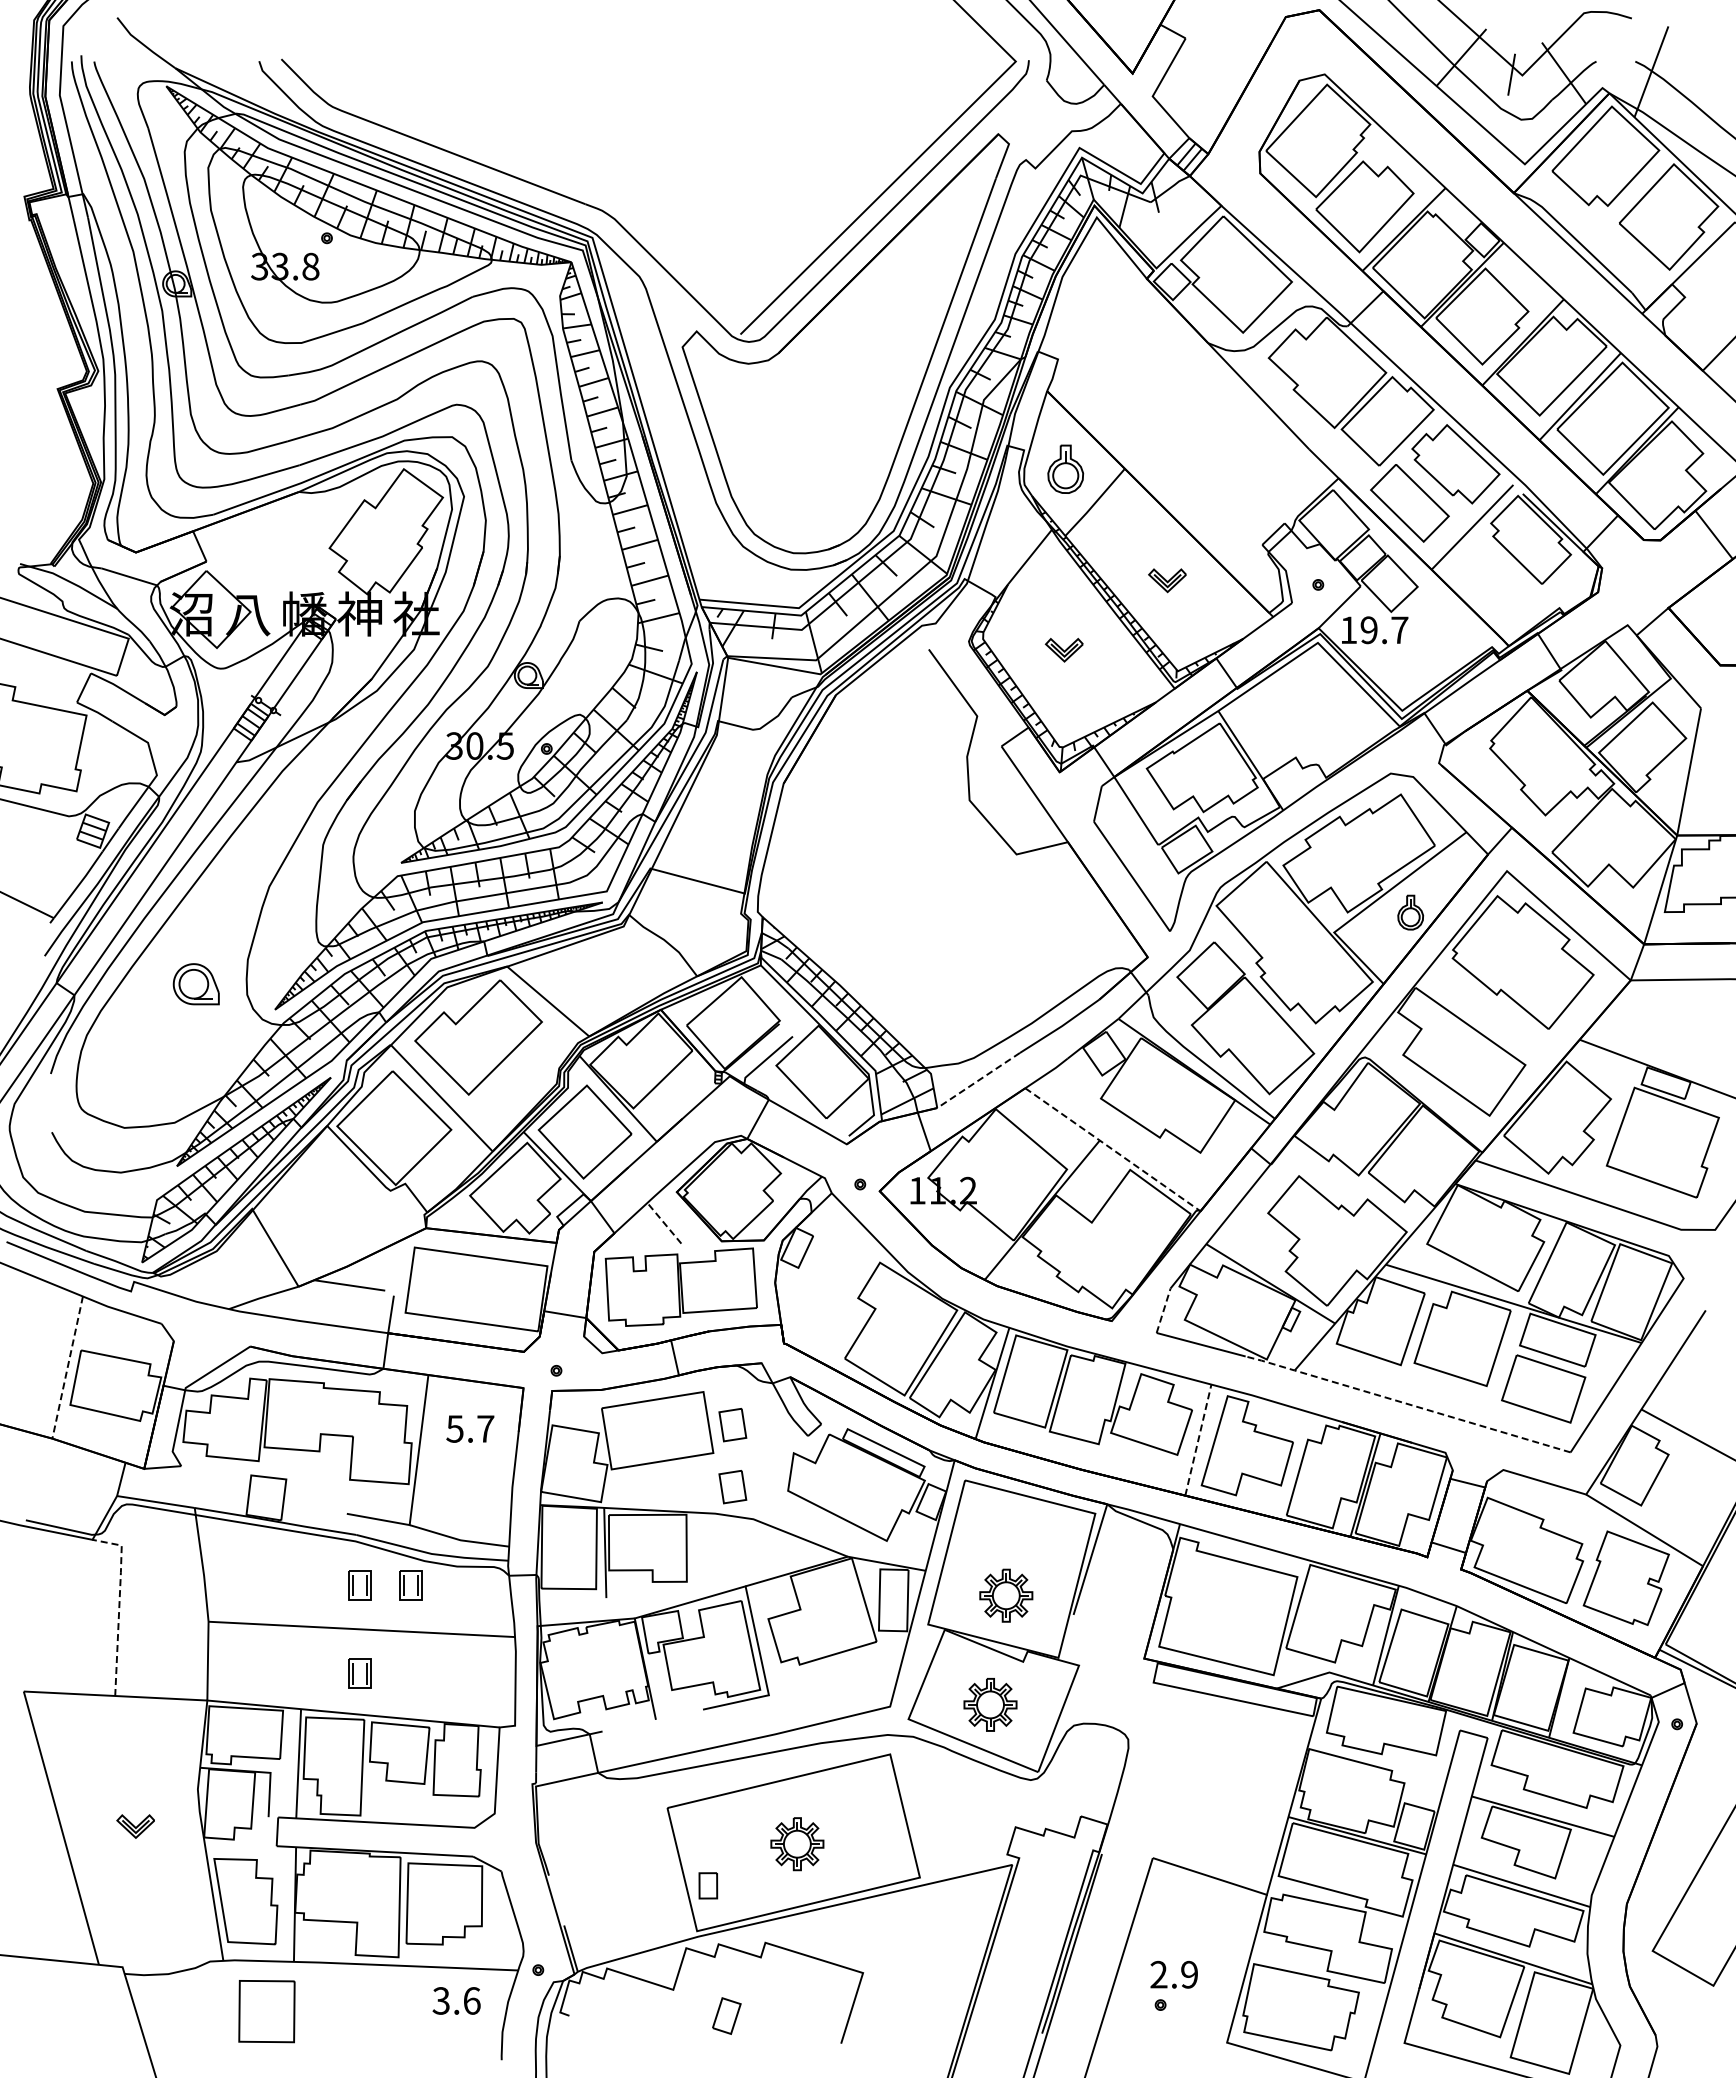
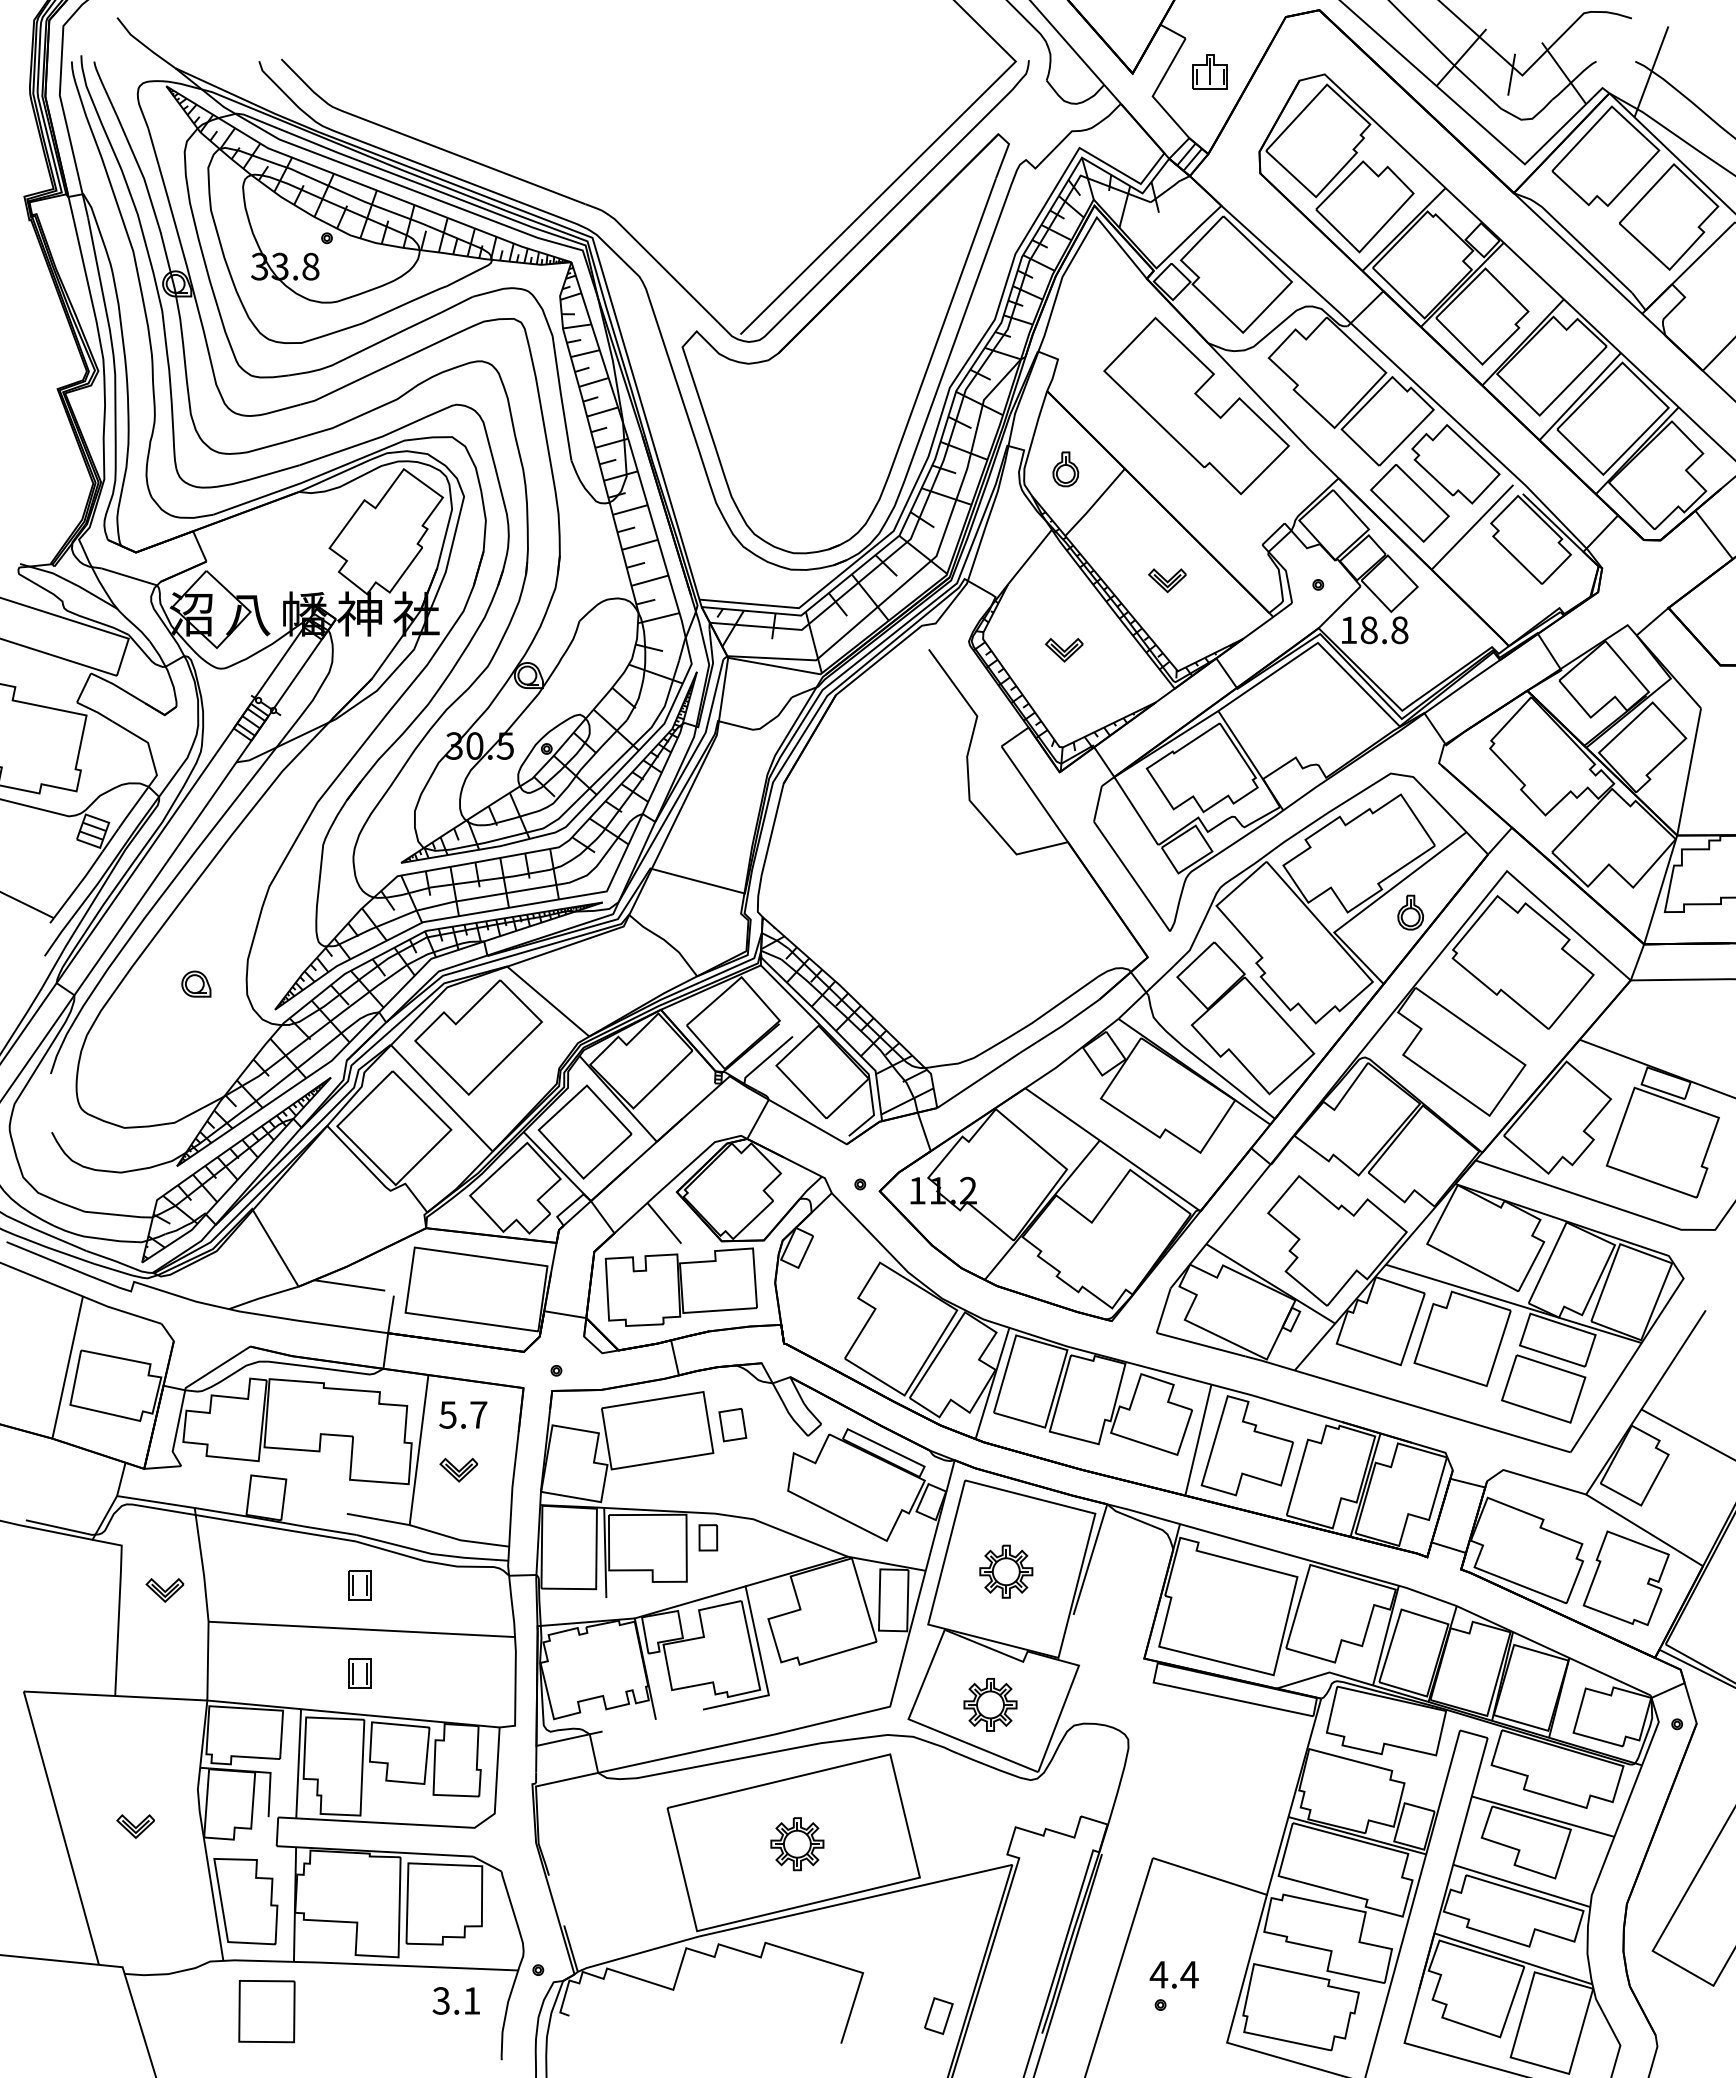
part: none -> present (1209, 71)
part: none -> present (1196, 405)
part size: 38x50 px -> 28x37 px (1065, 469)
text: 19.7 -> 18.8 (1384, 630)
part size: 48x43 px -> 31x28 px (196, 983)
line: dashed -> solid (978, 1080)
line: dashed -> solid (1112, 1149)
line: dashed -> solid (664, 1223)
line: dashed -> solid (1163, 1310)
line: dashed -> solid (67, 1367)
line: dashed -> solid (1406, 1403)
text position: (470, 1428) -> (463, 1414) (463, 1414)
line: dashed -> solid (1198, 1440)
part: none -> present (458, 1469)
part: present -> none (732, 1487)
part: present -> none (410, 1585)
part: none -> present (164, 1590)
part position: (1006, 1595) -> (1006, 1571) (1006, 1571)
line: dashed -> solid (119, 1604)
part position: (708, 1885) -> (708, 1537) (708, 1537)
text: 2.9 -> 4.4 (1173, 1974)
text: 3.6 -> 3.1 (472, 2000)
part position: (726, 2015) -> (938, 2015) (938, 2015)
